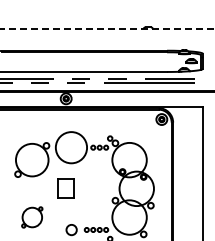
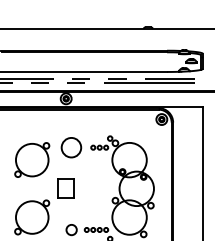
line: dashed -> solid (107, 28)
circle diameter: 31 px -> 20 px (71, 147)
part size: 23x23 px -> 37x37 px (32, 217)
